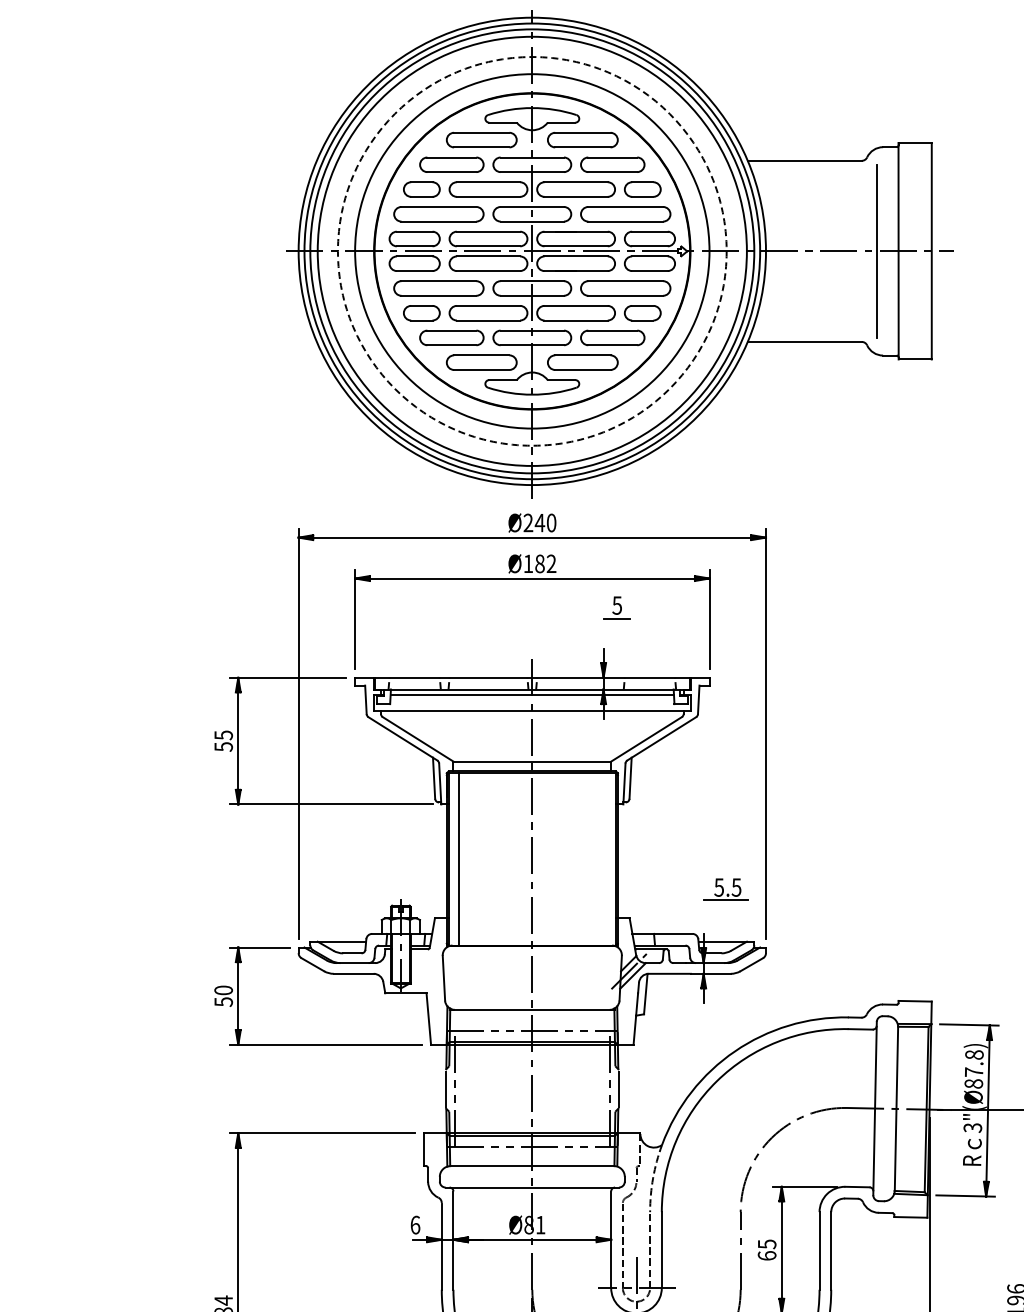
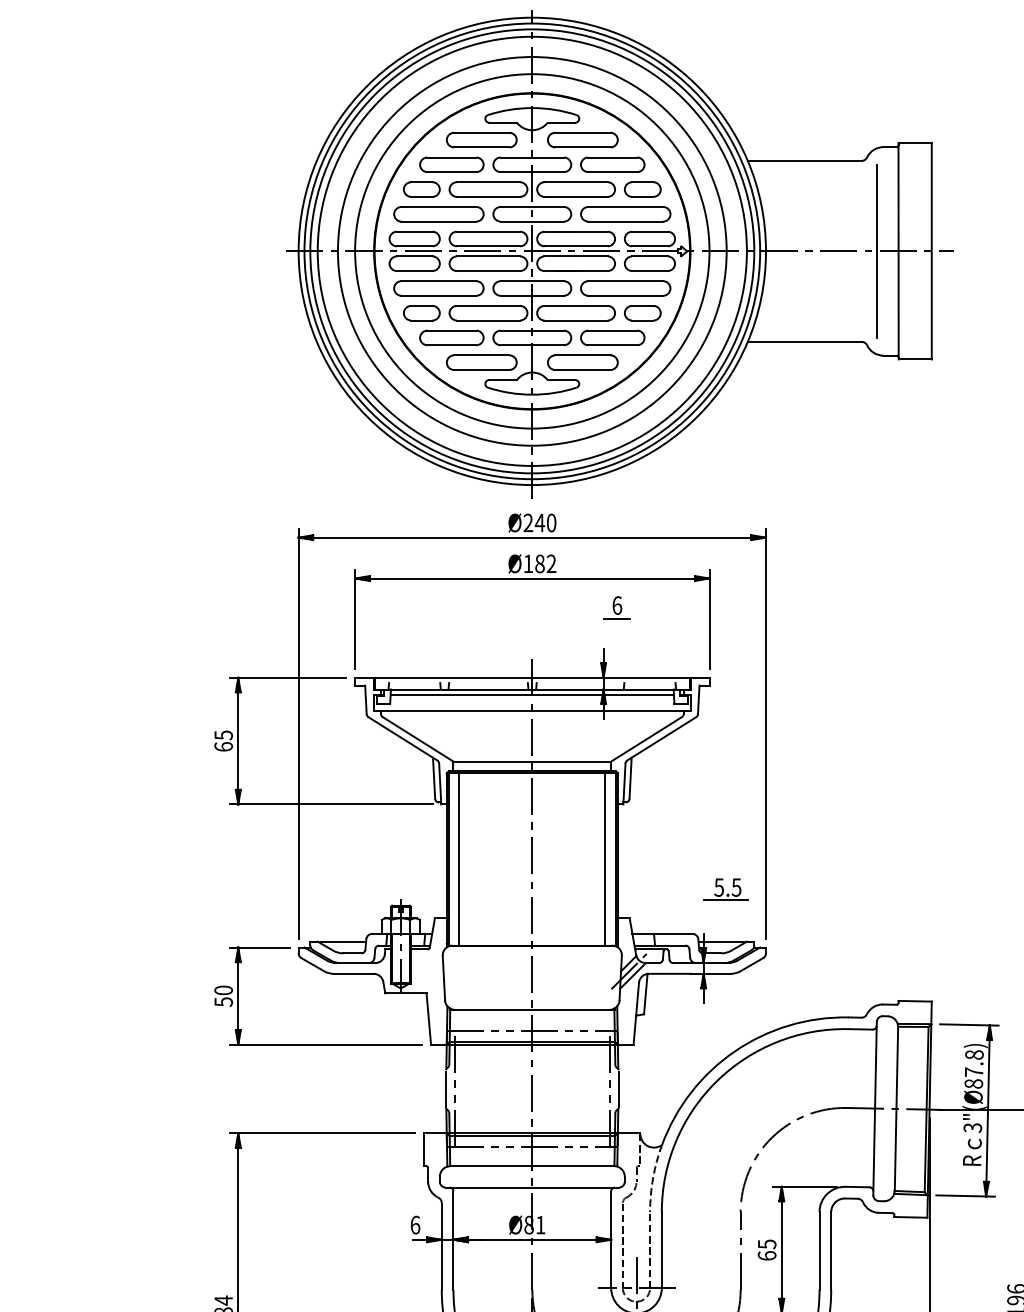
circle: dashed -> solid (531, 251)
text: 5 -> 6 (617, 605)
text: 55 -> 65 (223, 746)
line: none -> present (605, 859)
